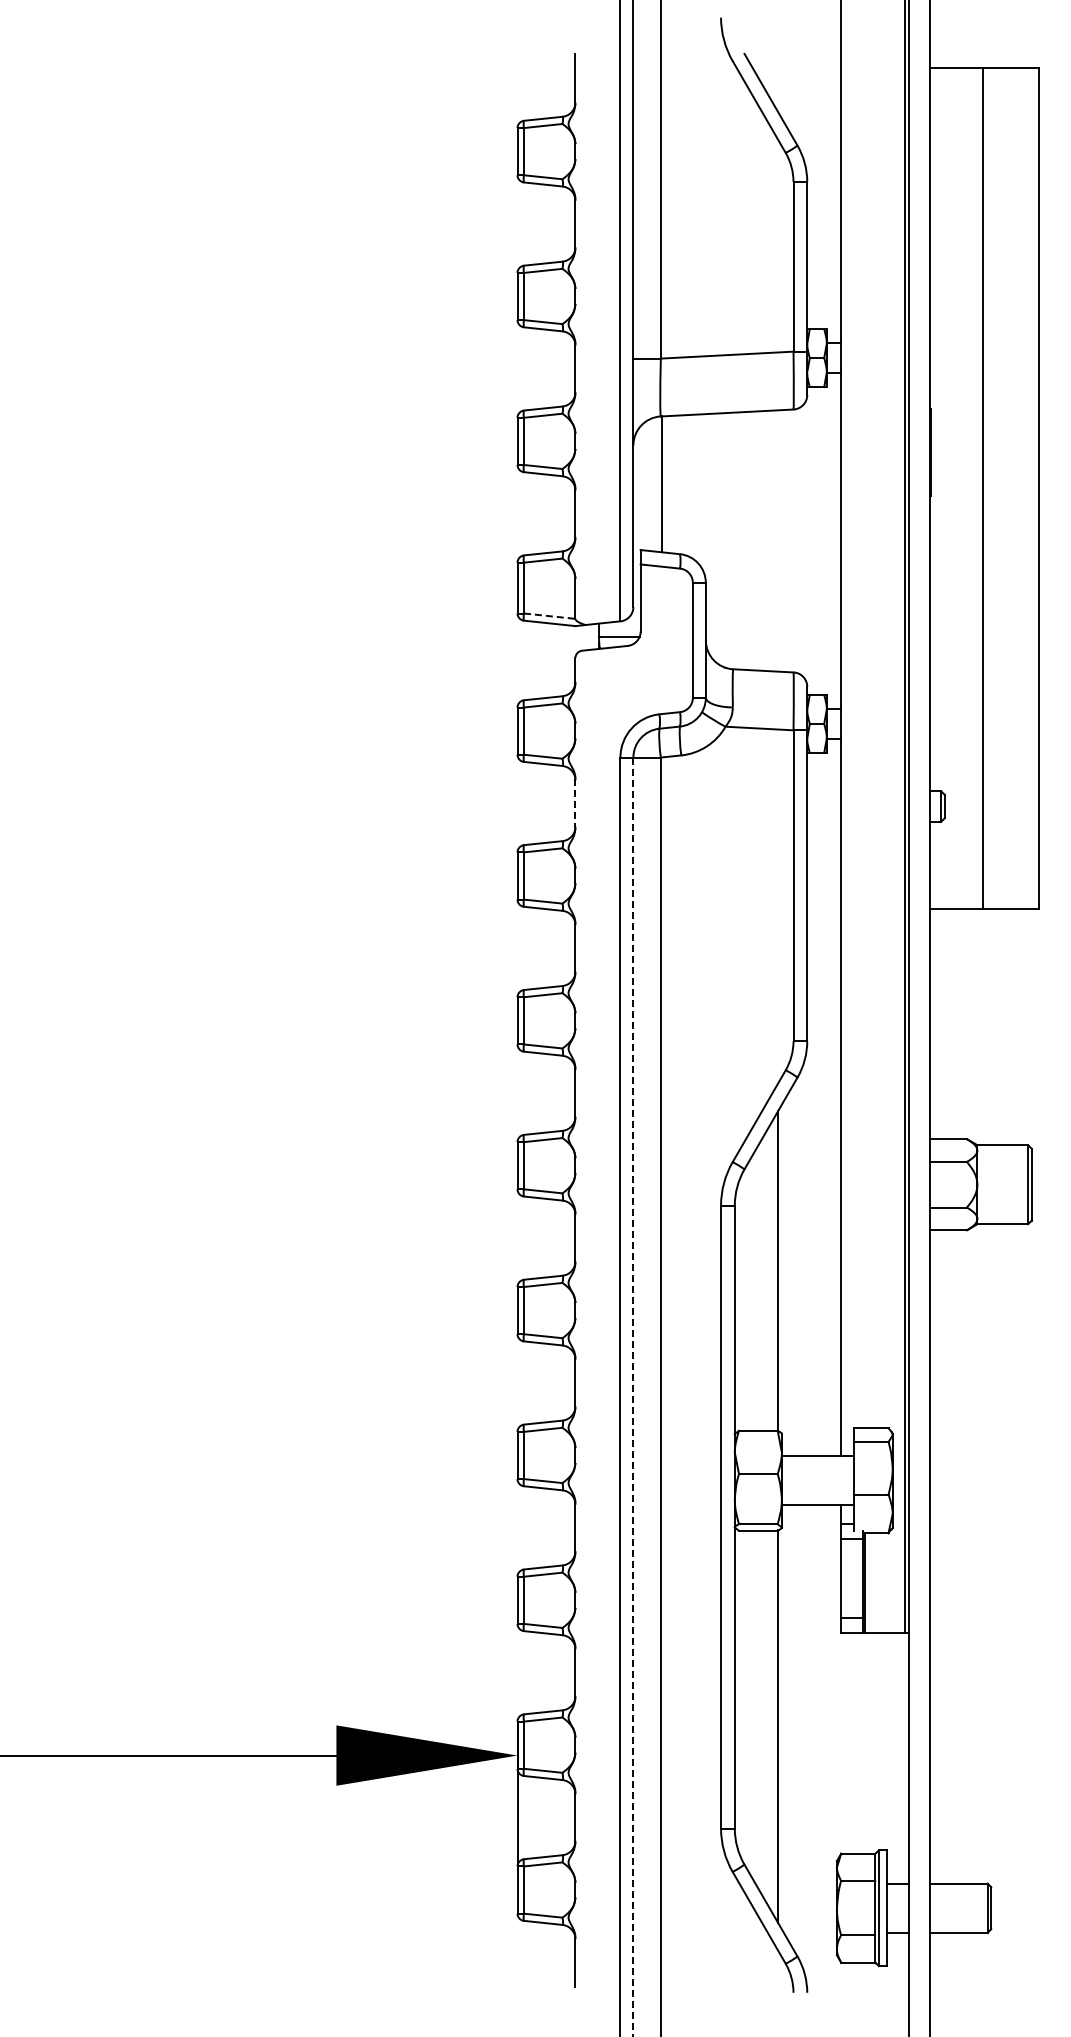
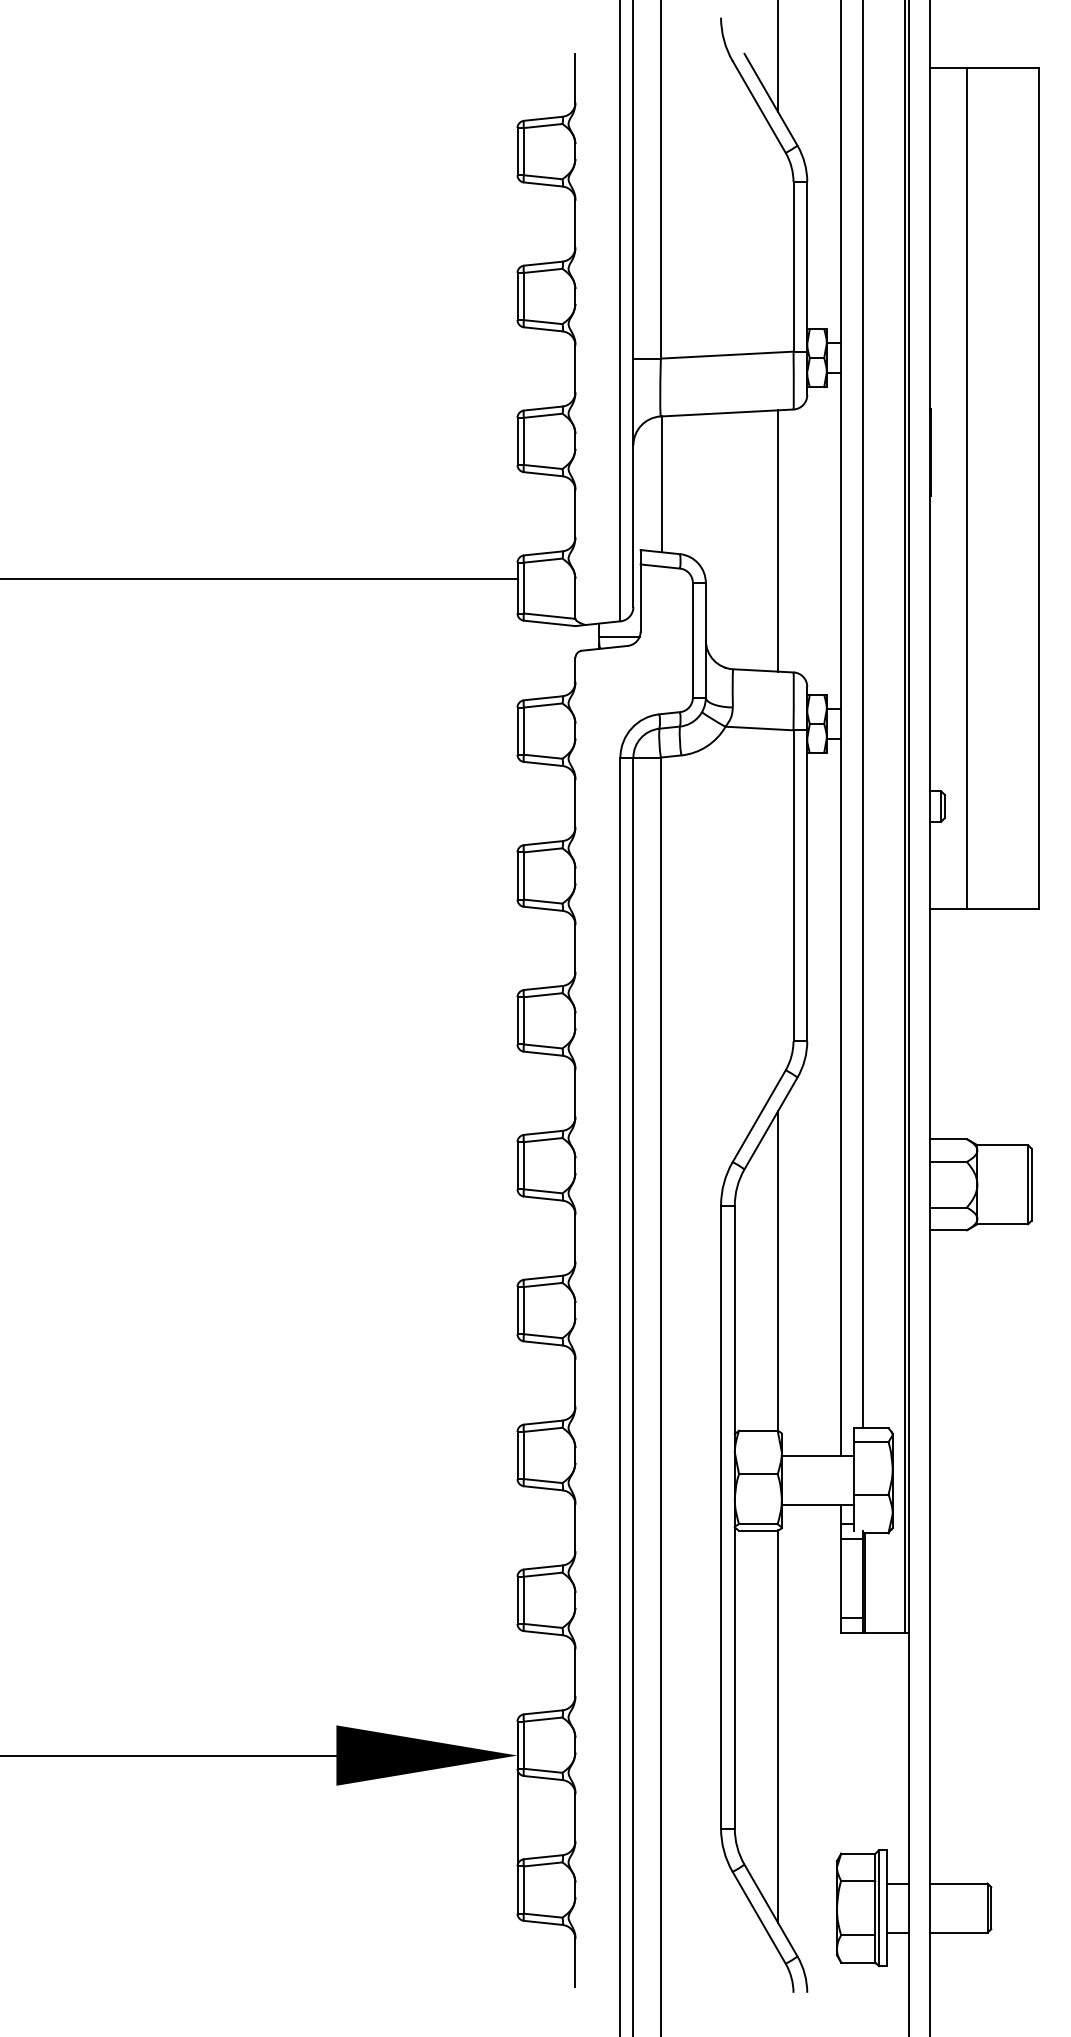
line: none -> present (778, 57)
line position: (982, 488) -> (966, 488) (966, 488)
line: none -> present (778, 540)
line: none -> present (259, 579)
line: dashed -> solid (549, 616)
line: none -> present (862, 715)
line: dashed -> solid (575, 803)
line: dashed -> solid (633, 1397)
